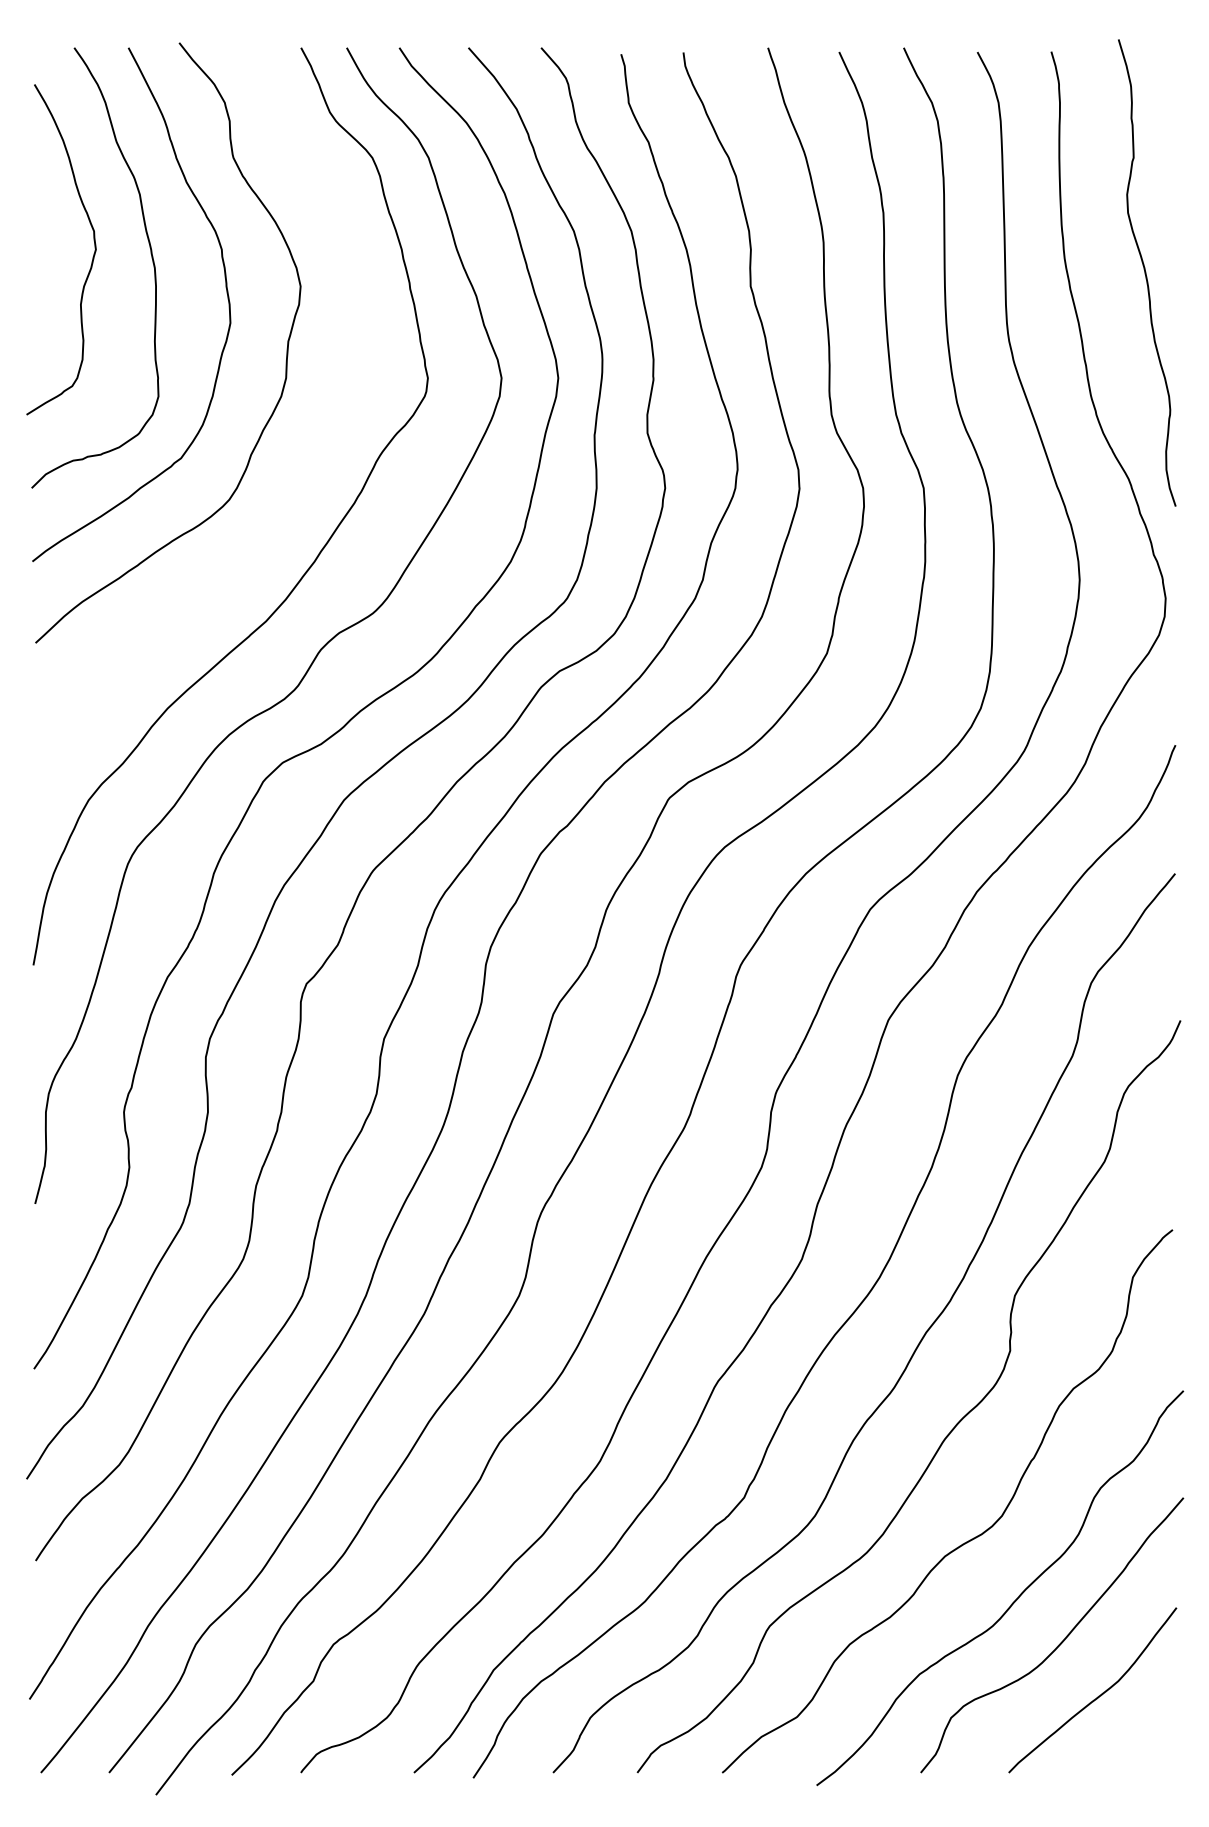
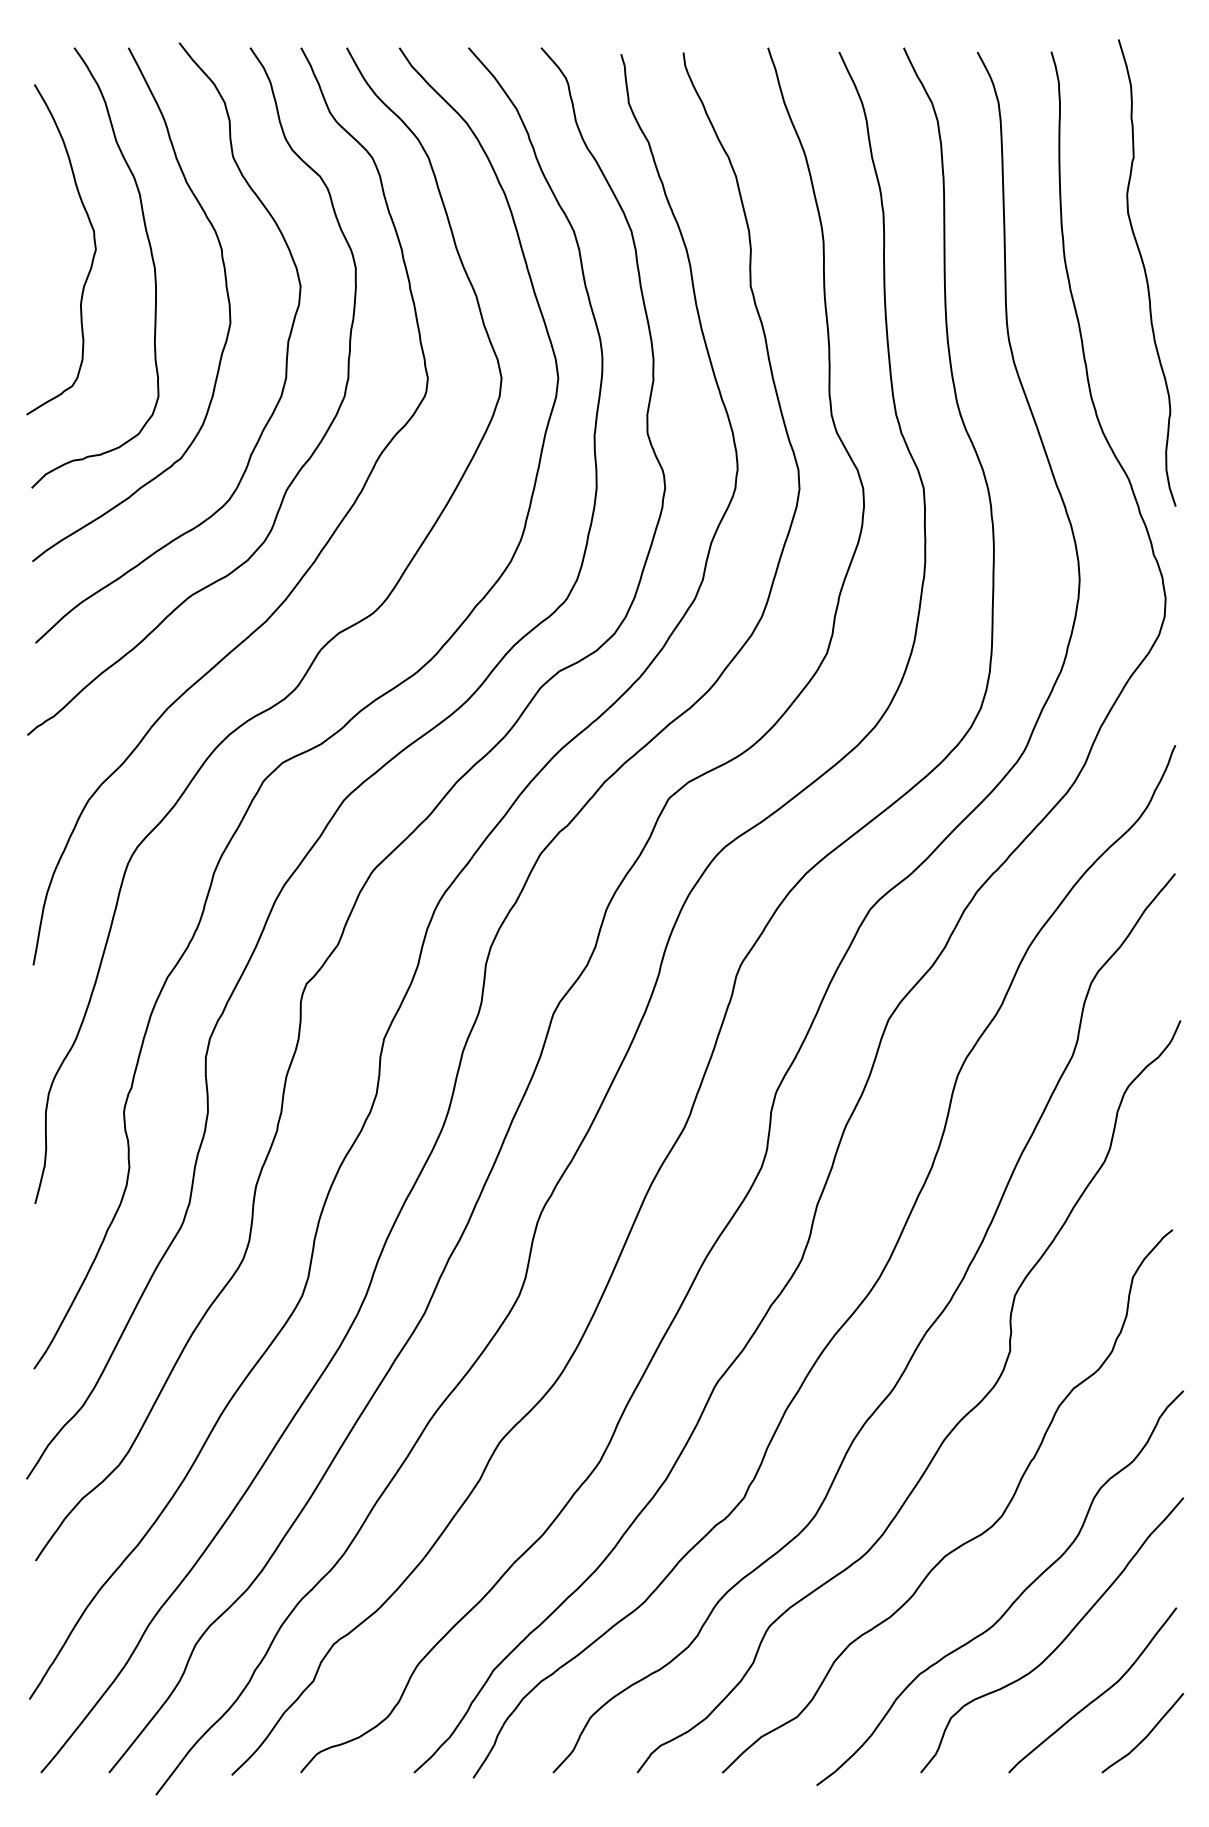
curve: none -> present (300, 467)
curve: none -> present (1145, 1736)
